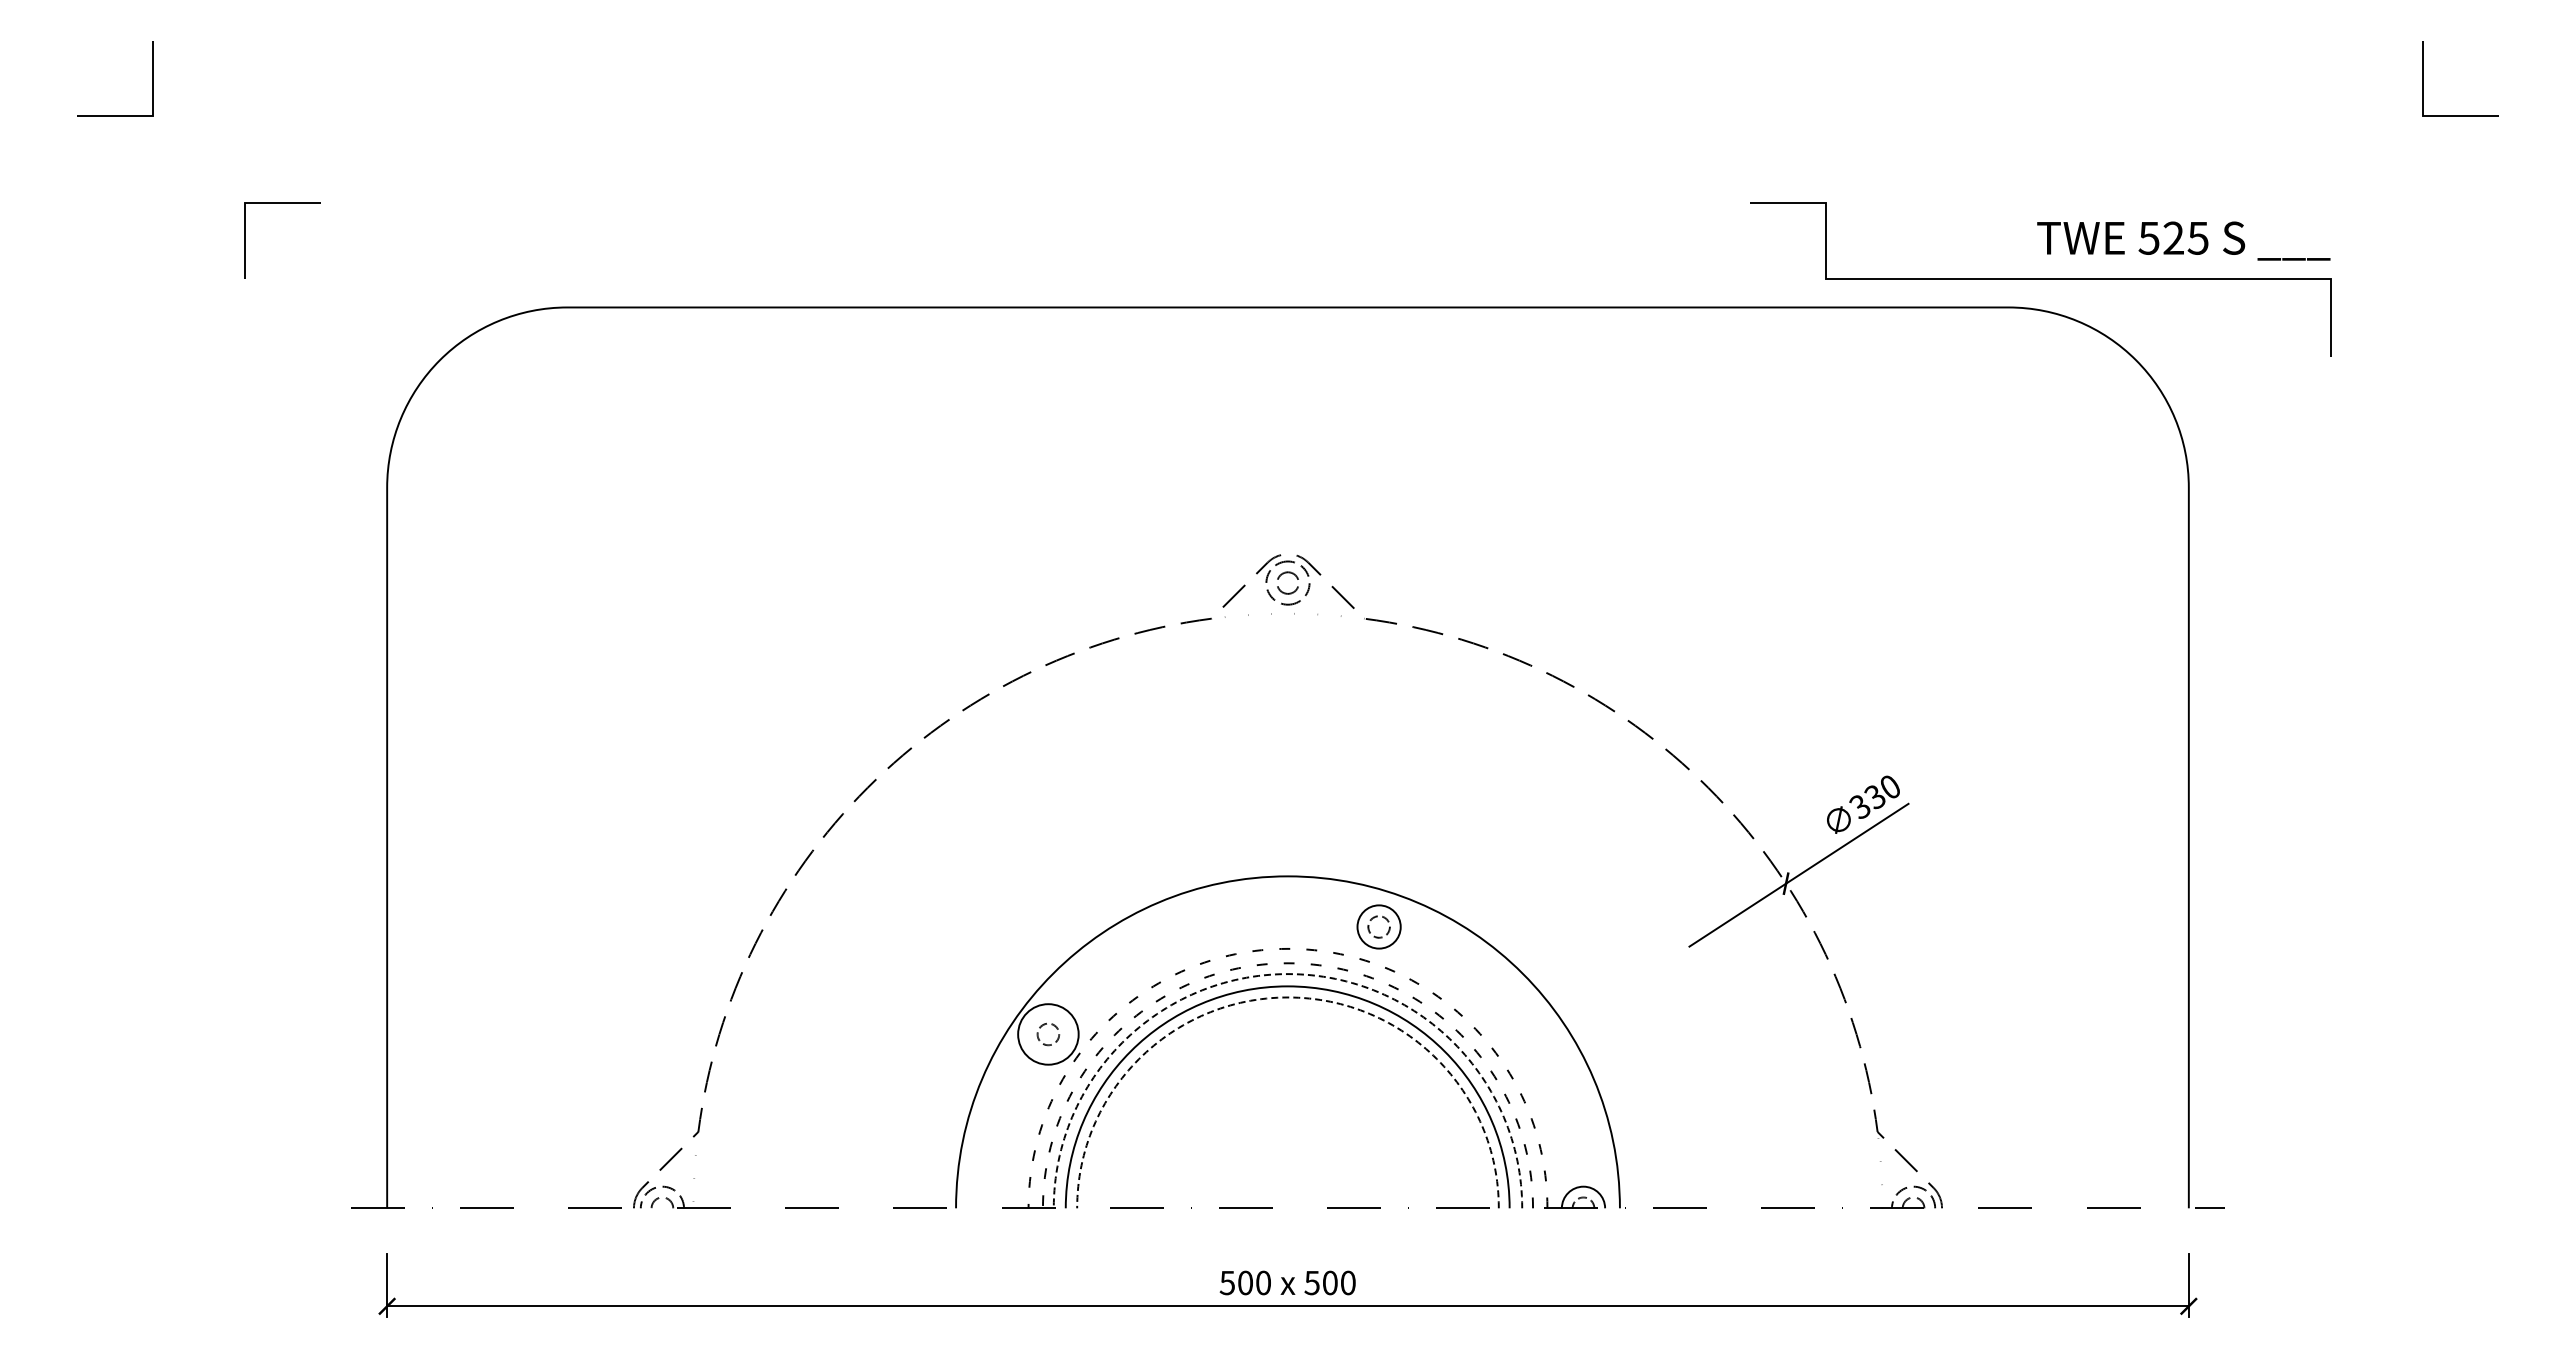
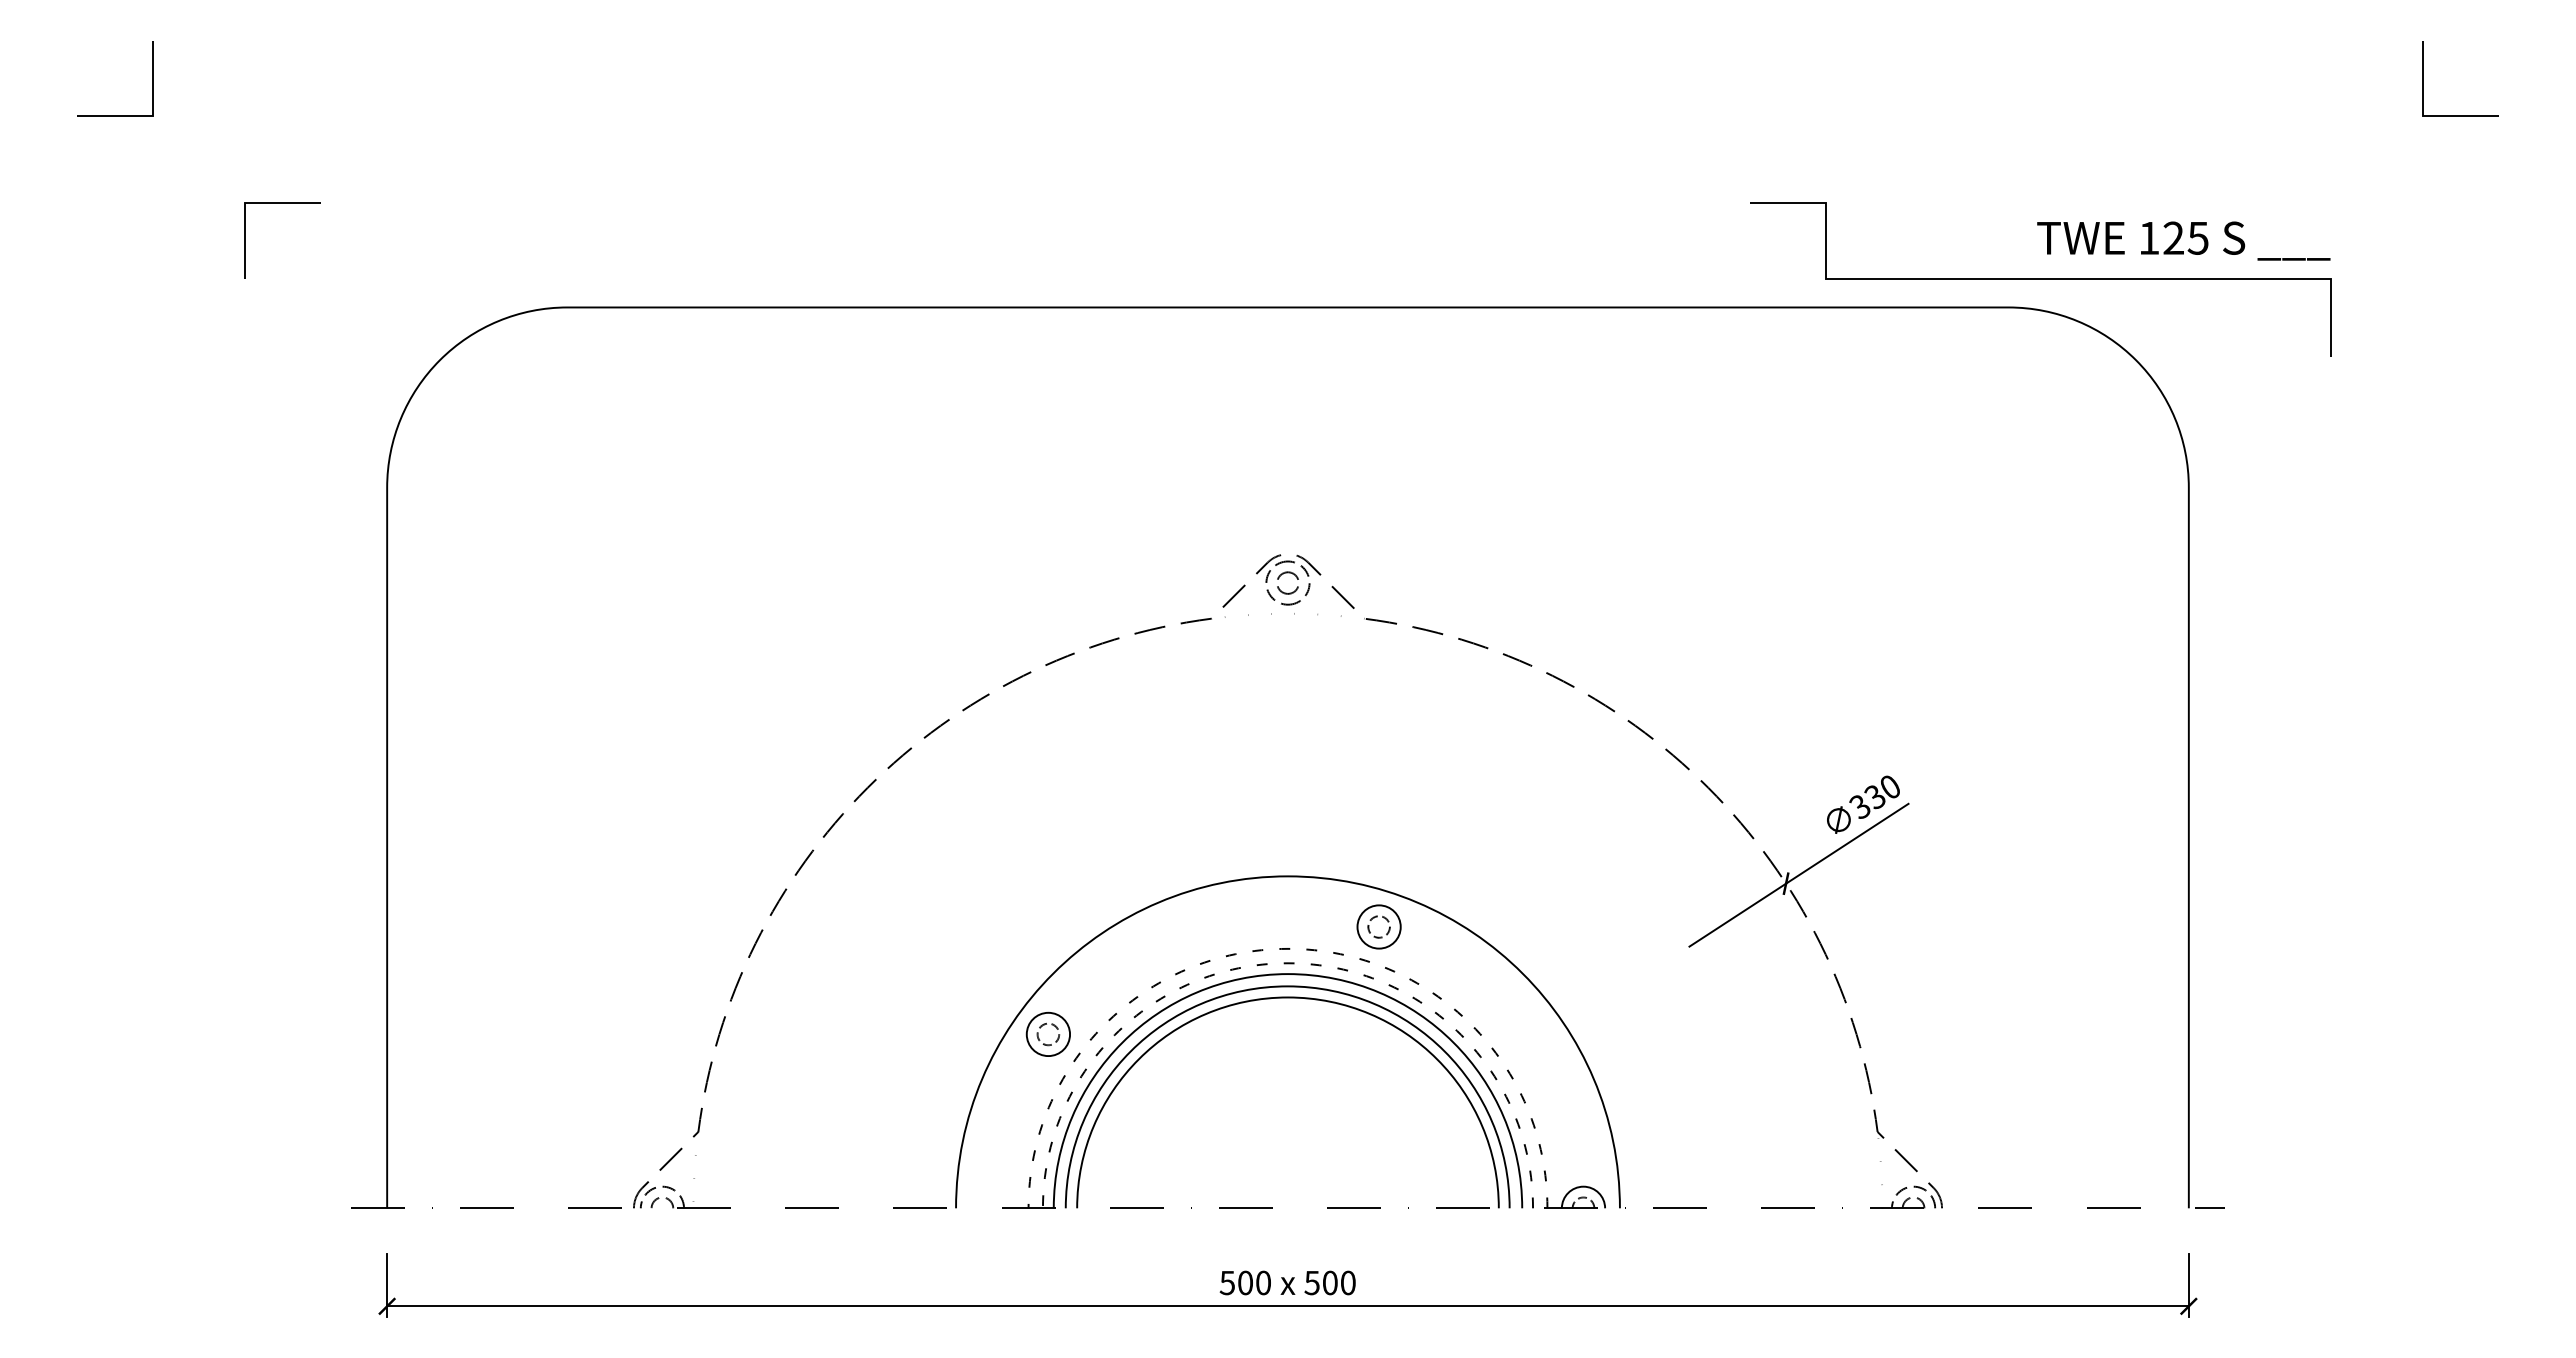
text: 525 -> 125 (2148, 238)
arc: dashed -> solid (1288, 974)
arc: dashed -> solid (1288, 997)
circle diameter: 61 px -> 43 px (1048, 1034)
